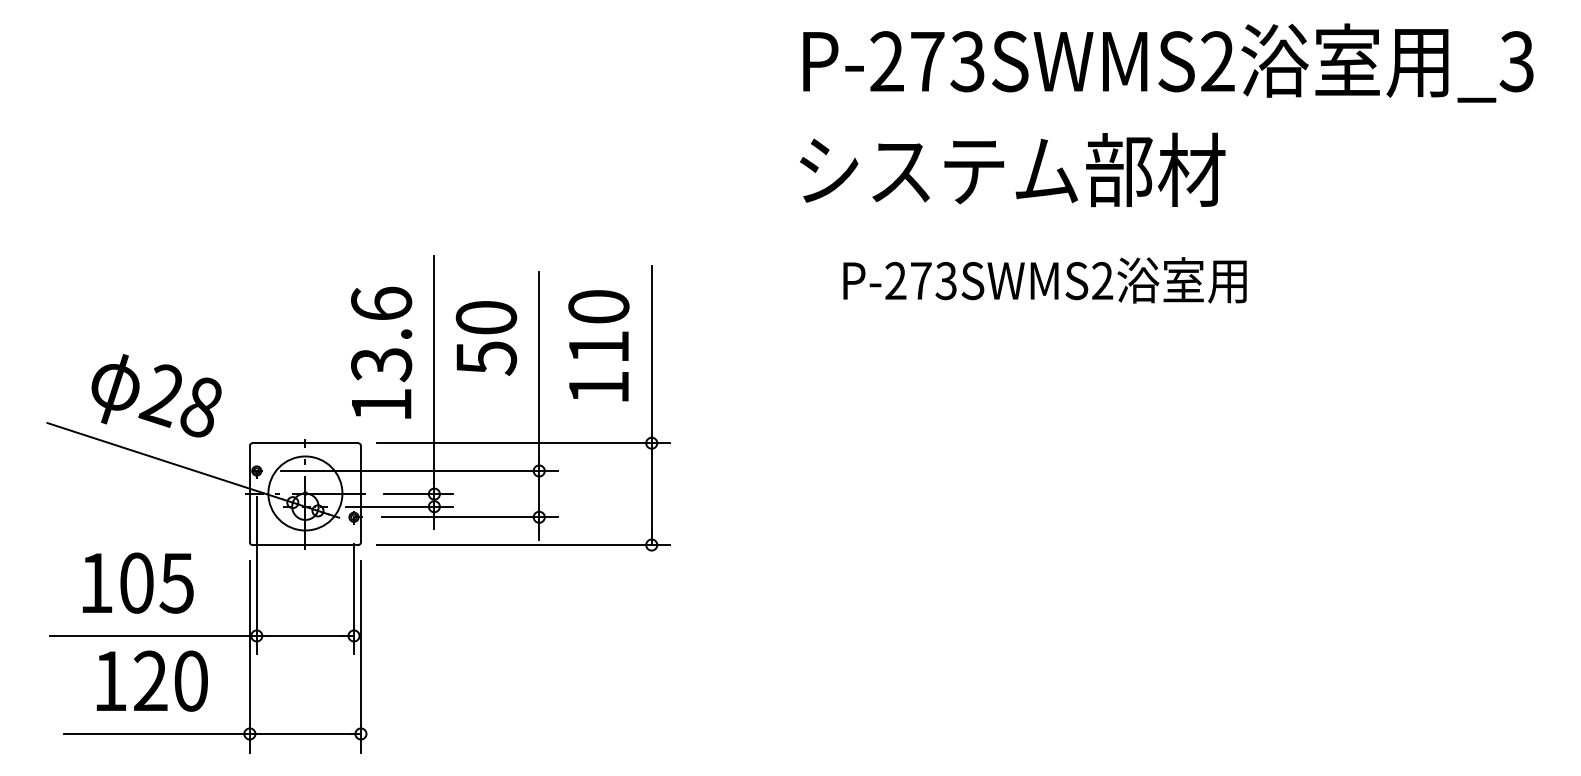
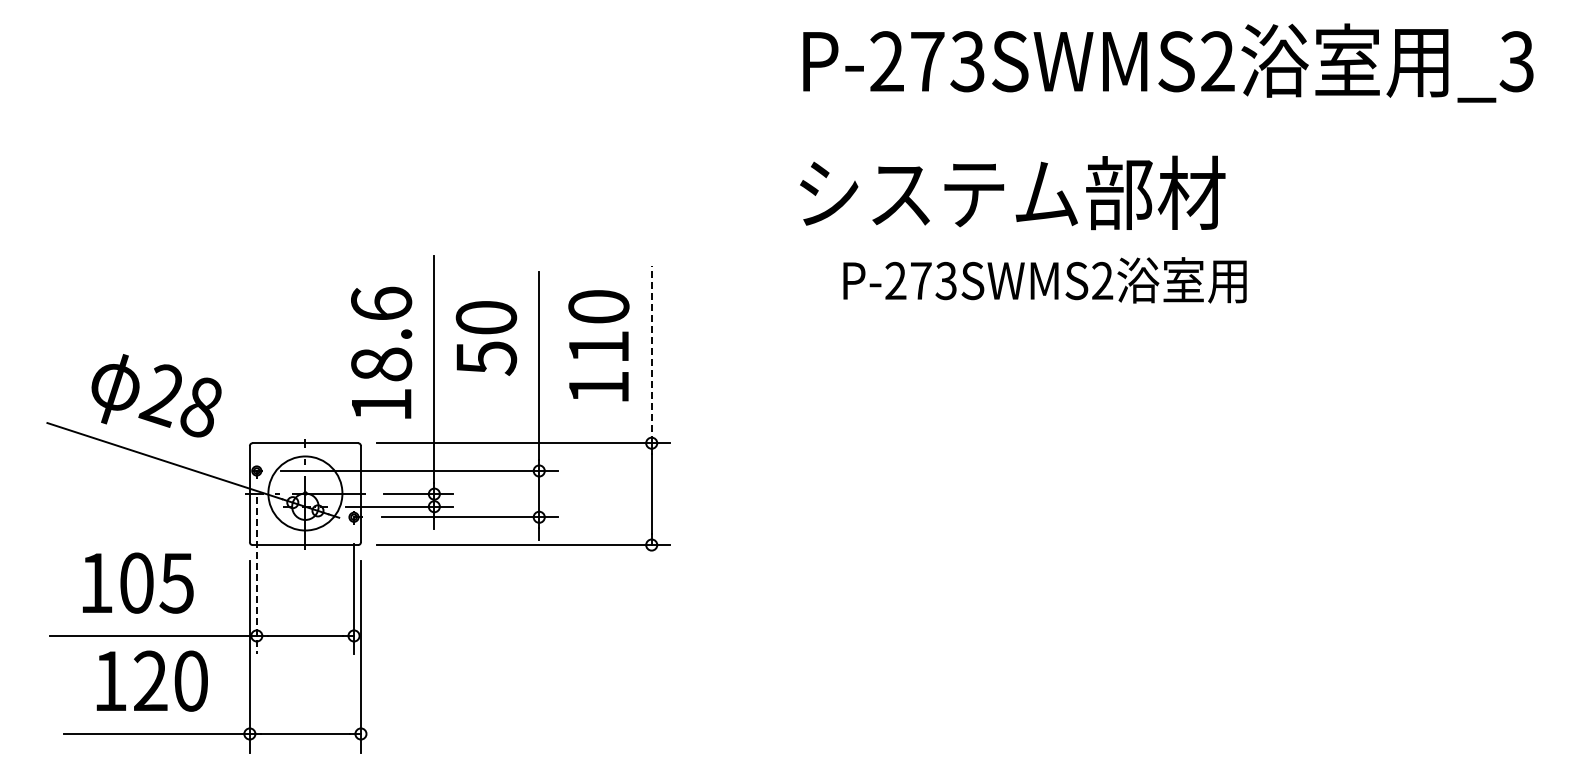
text position: (1012, 169) -> (1012, 192) (1012, 192)
line: solid -> dashed (651, 354)
text: 13.6 -> 18.6 (381, 364)
line: solid -> dashed (256, 576)
